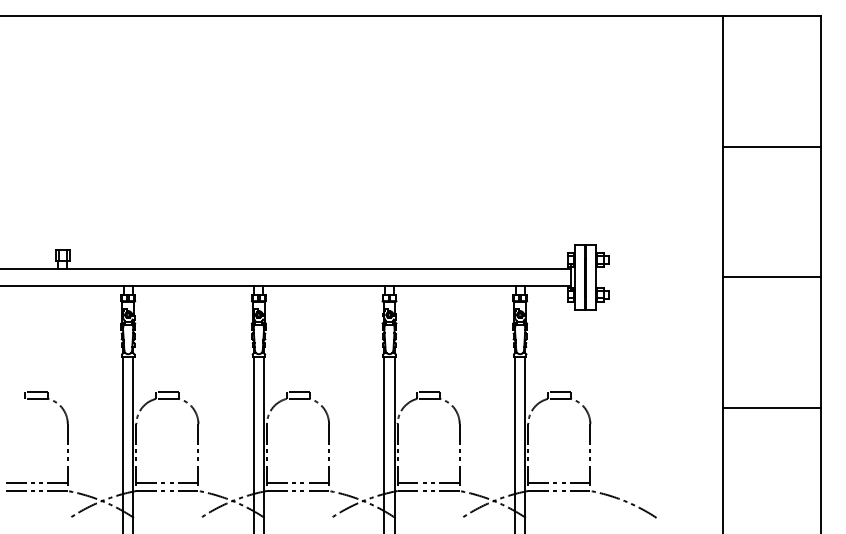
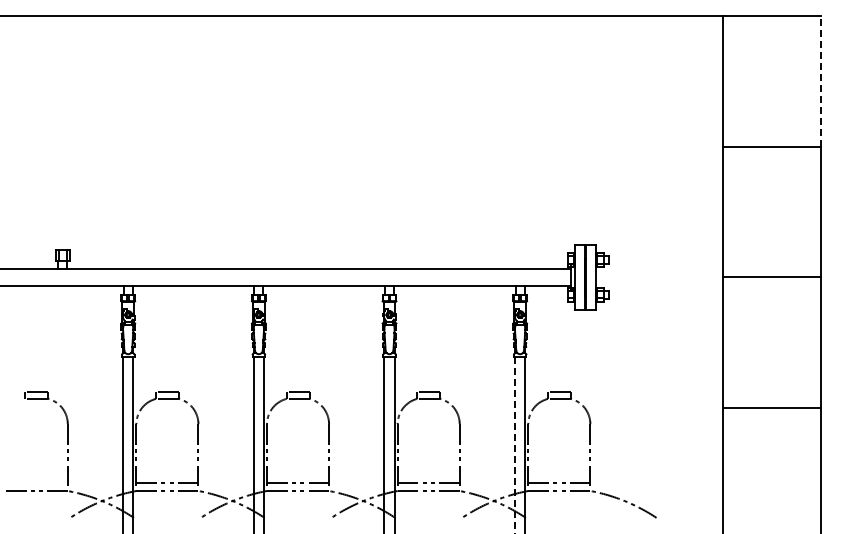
line: solid -> dashed (820, 80)
line: solid -> dashed (515, 445)
line: present -> none (36, 483)
